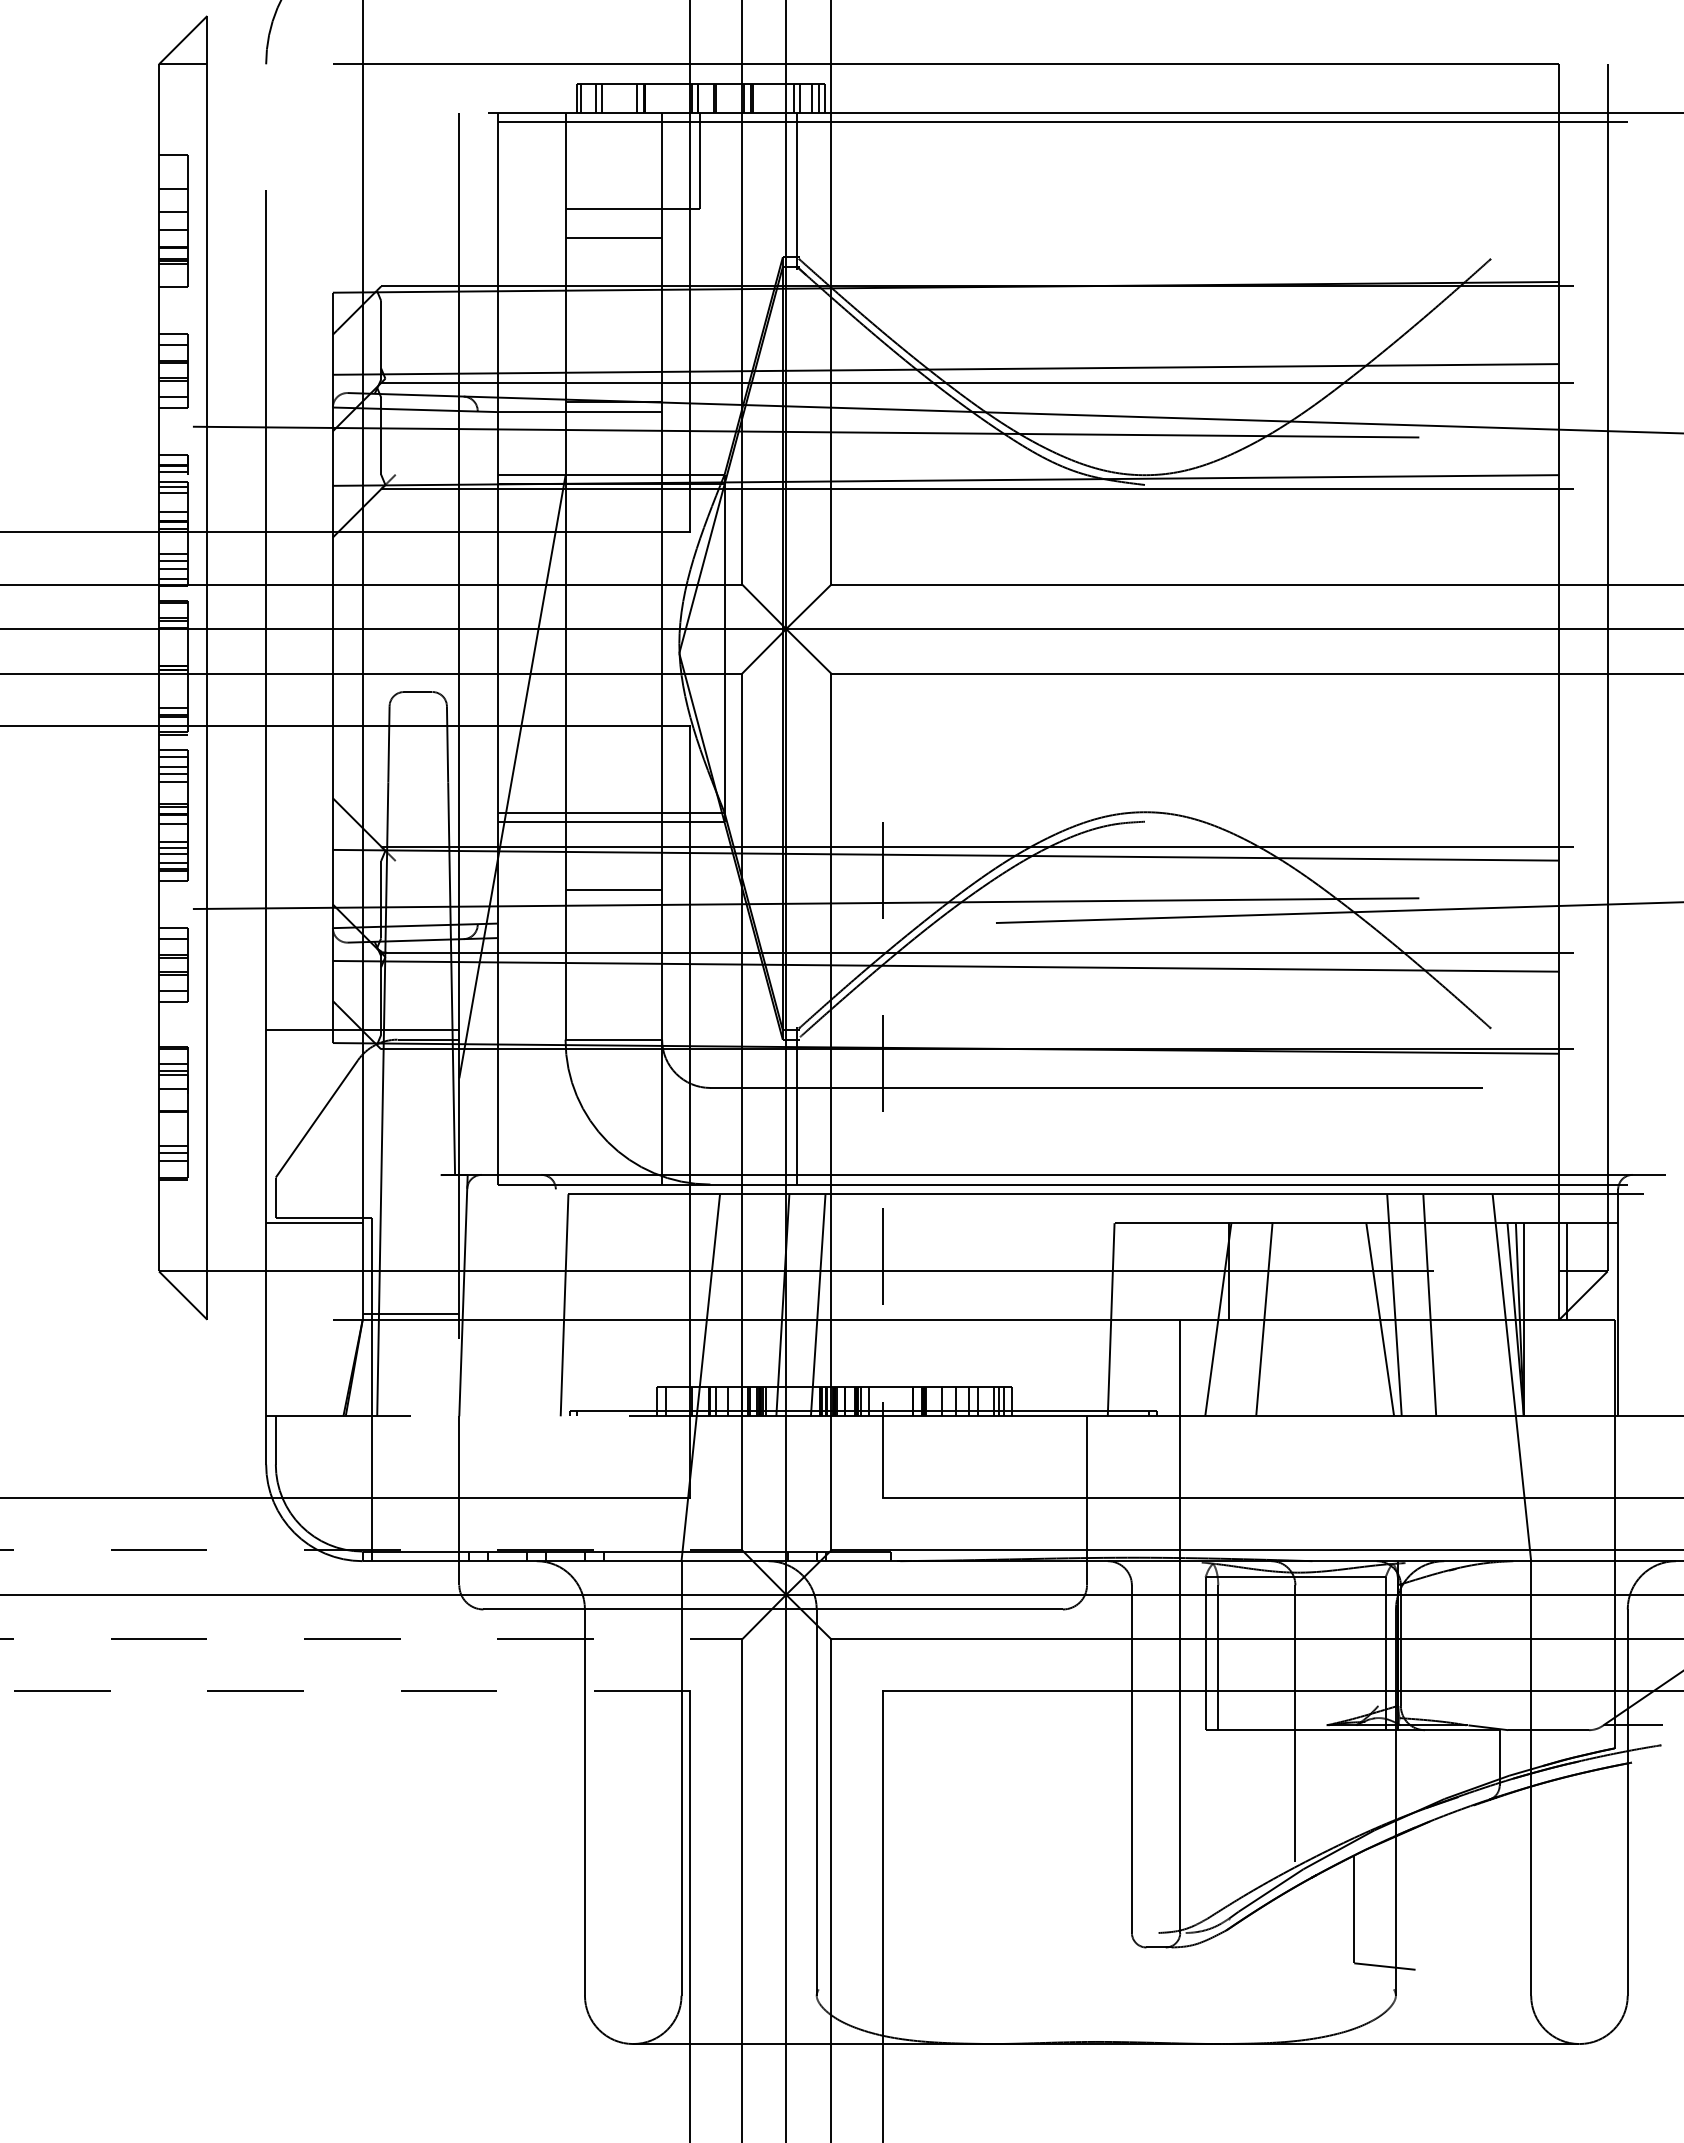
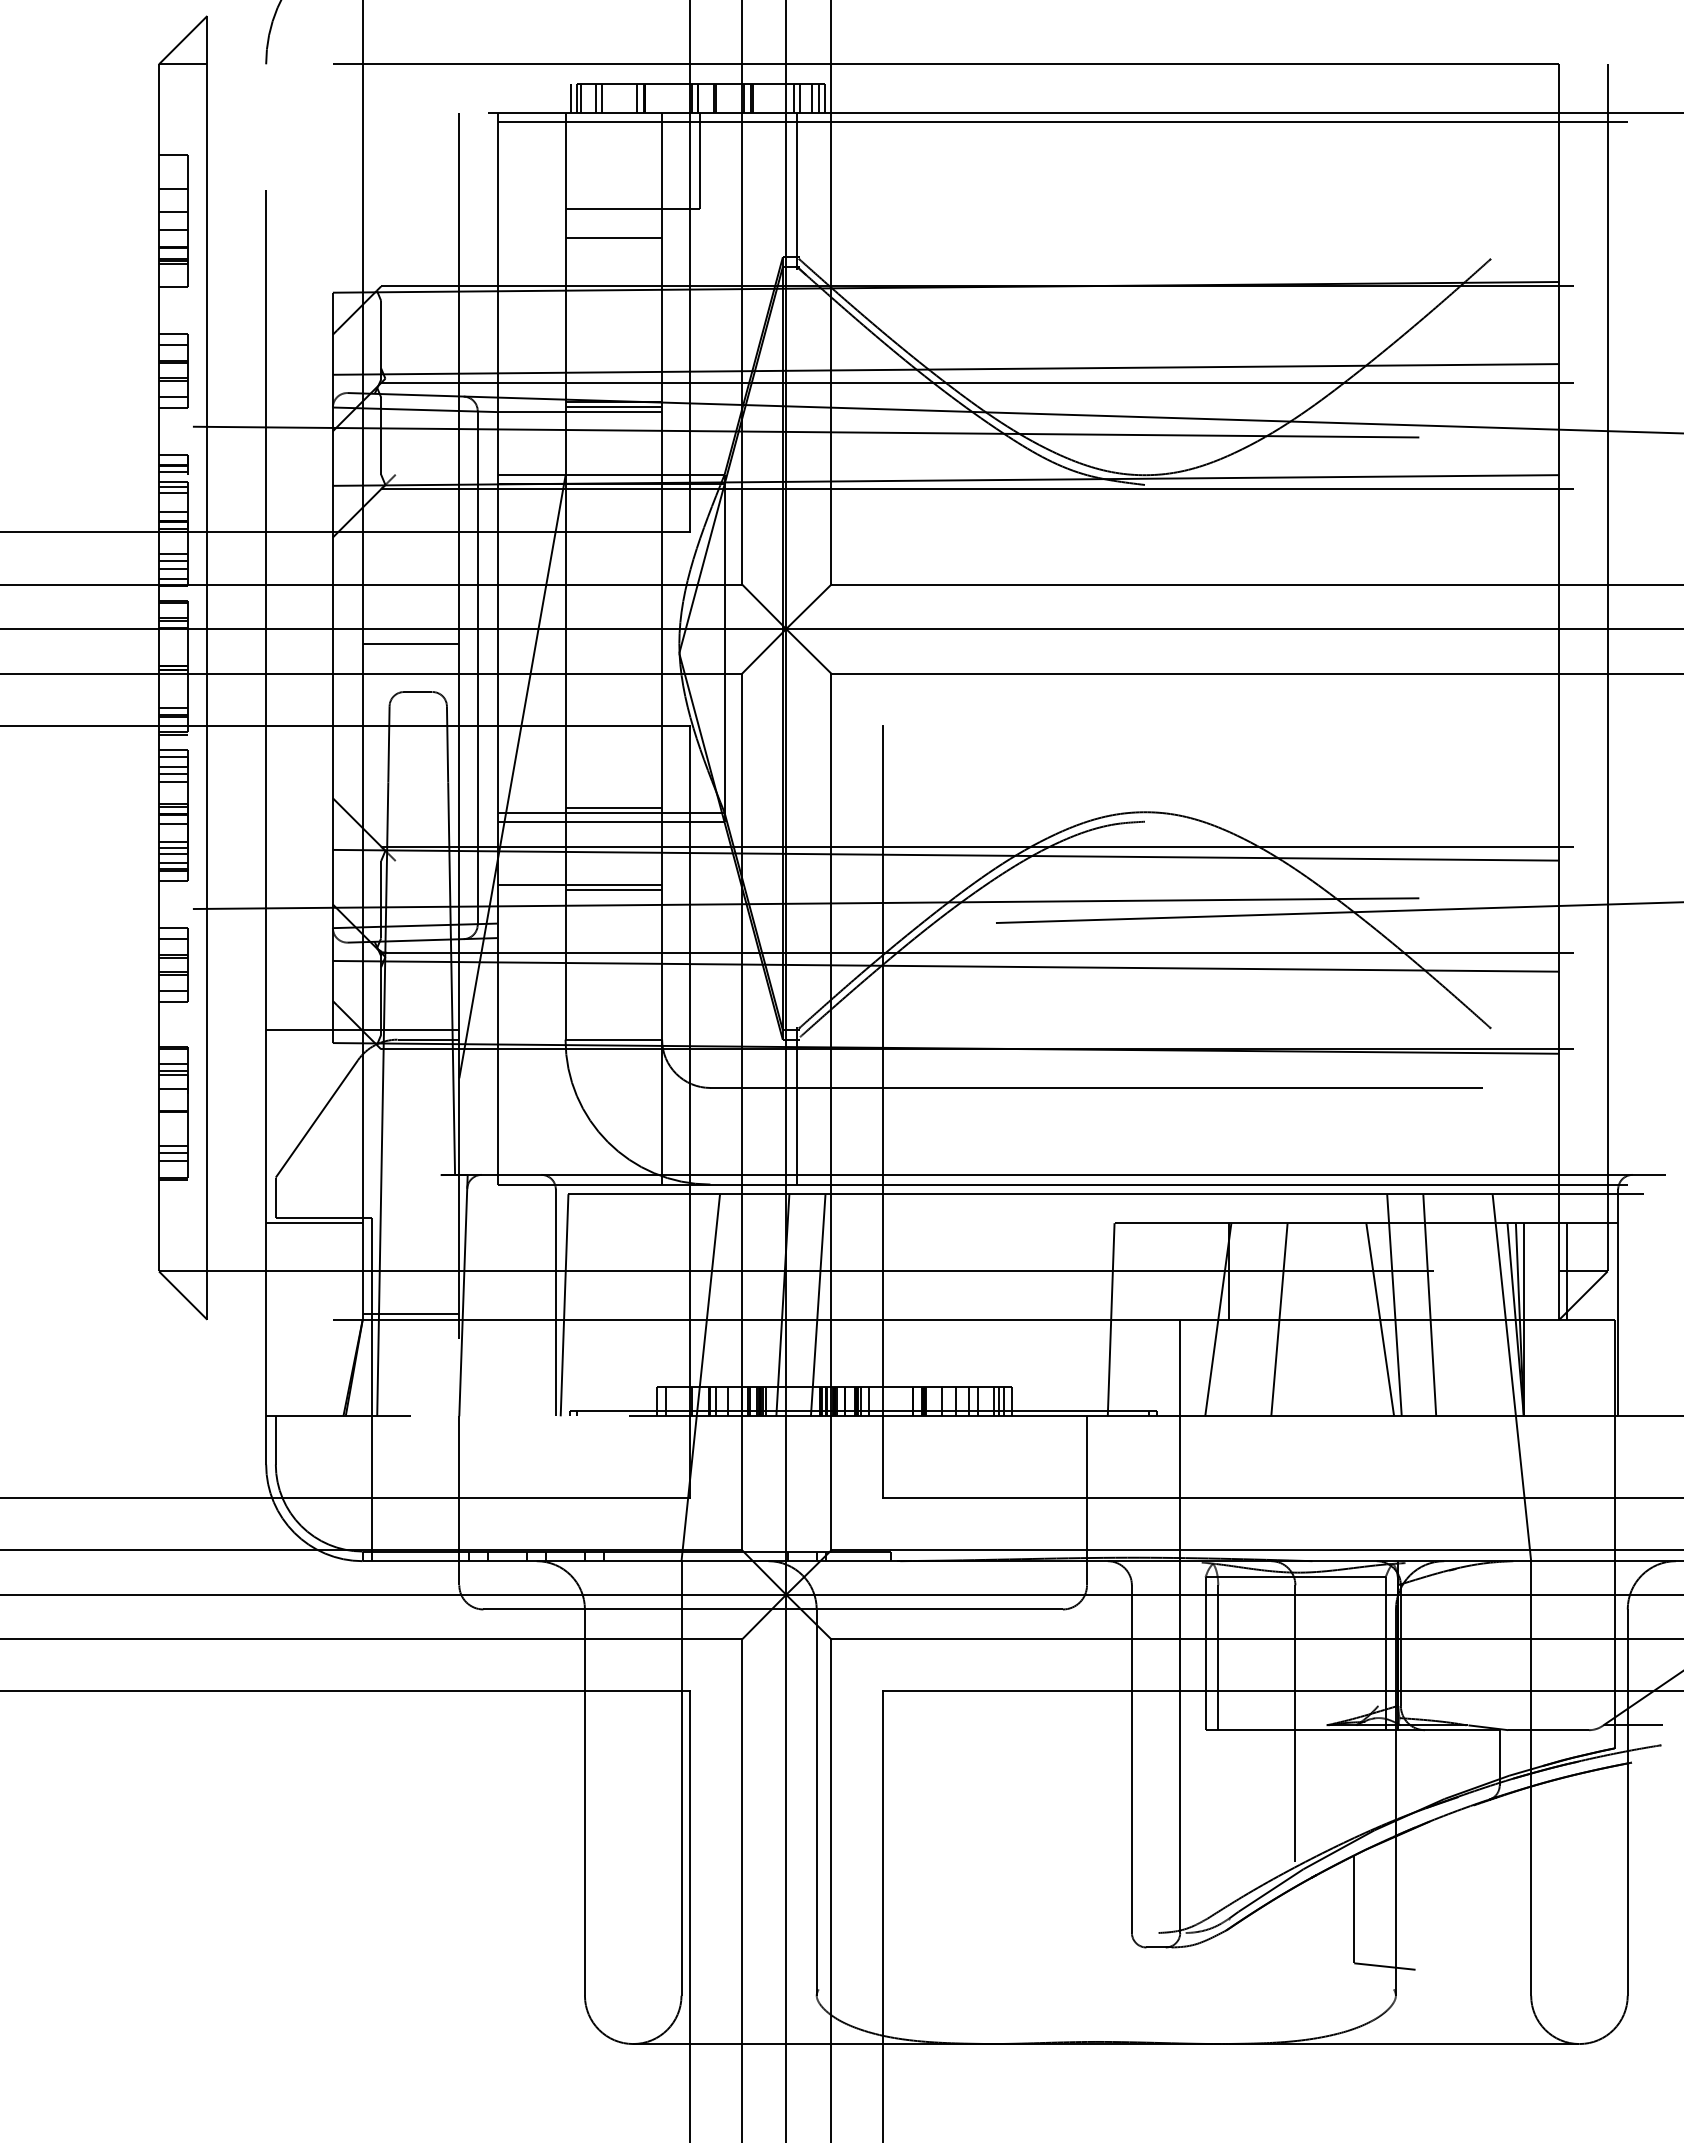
line: none -> present (570, 97)
line: none -> present (613, 407)
line: none -> present (410, 643)
line: none -> present (477, 667)
line: none -> present (613, 807)
line: none -> present (579, 885)
line: dashed -> solid (883, 1111)
line: none -> present (555, 1302)
line position: (1264, 1318) -> (1279, 1319) (1279, 1319)
line: dashed -> solid (371, 1550)
line: dashed -> solid (371, 1639)
line: dashed -> solid (345, 1691)
